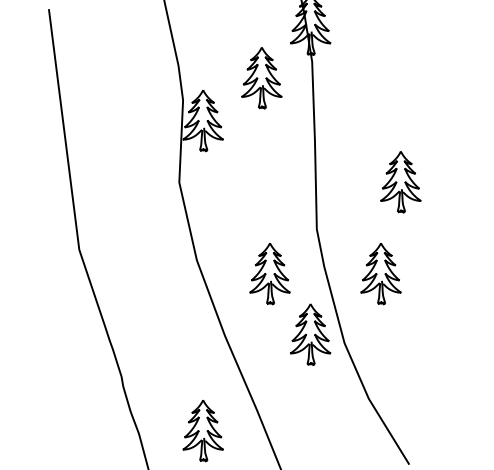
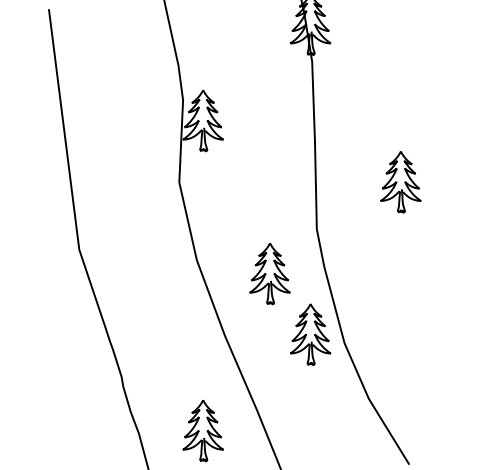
part: present -> none (261, 78)
part: present -> none (380, 274)
